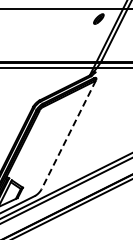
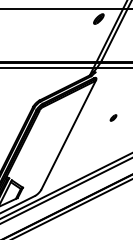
part: none -> present (113, 117)
line: dashed -> solid (68, 135)
